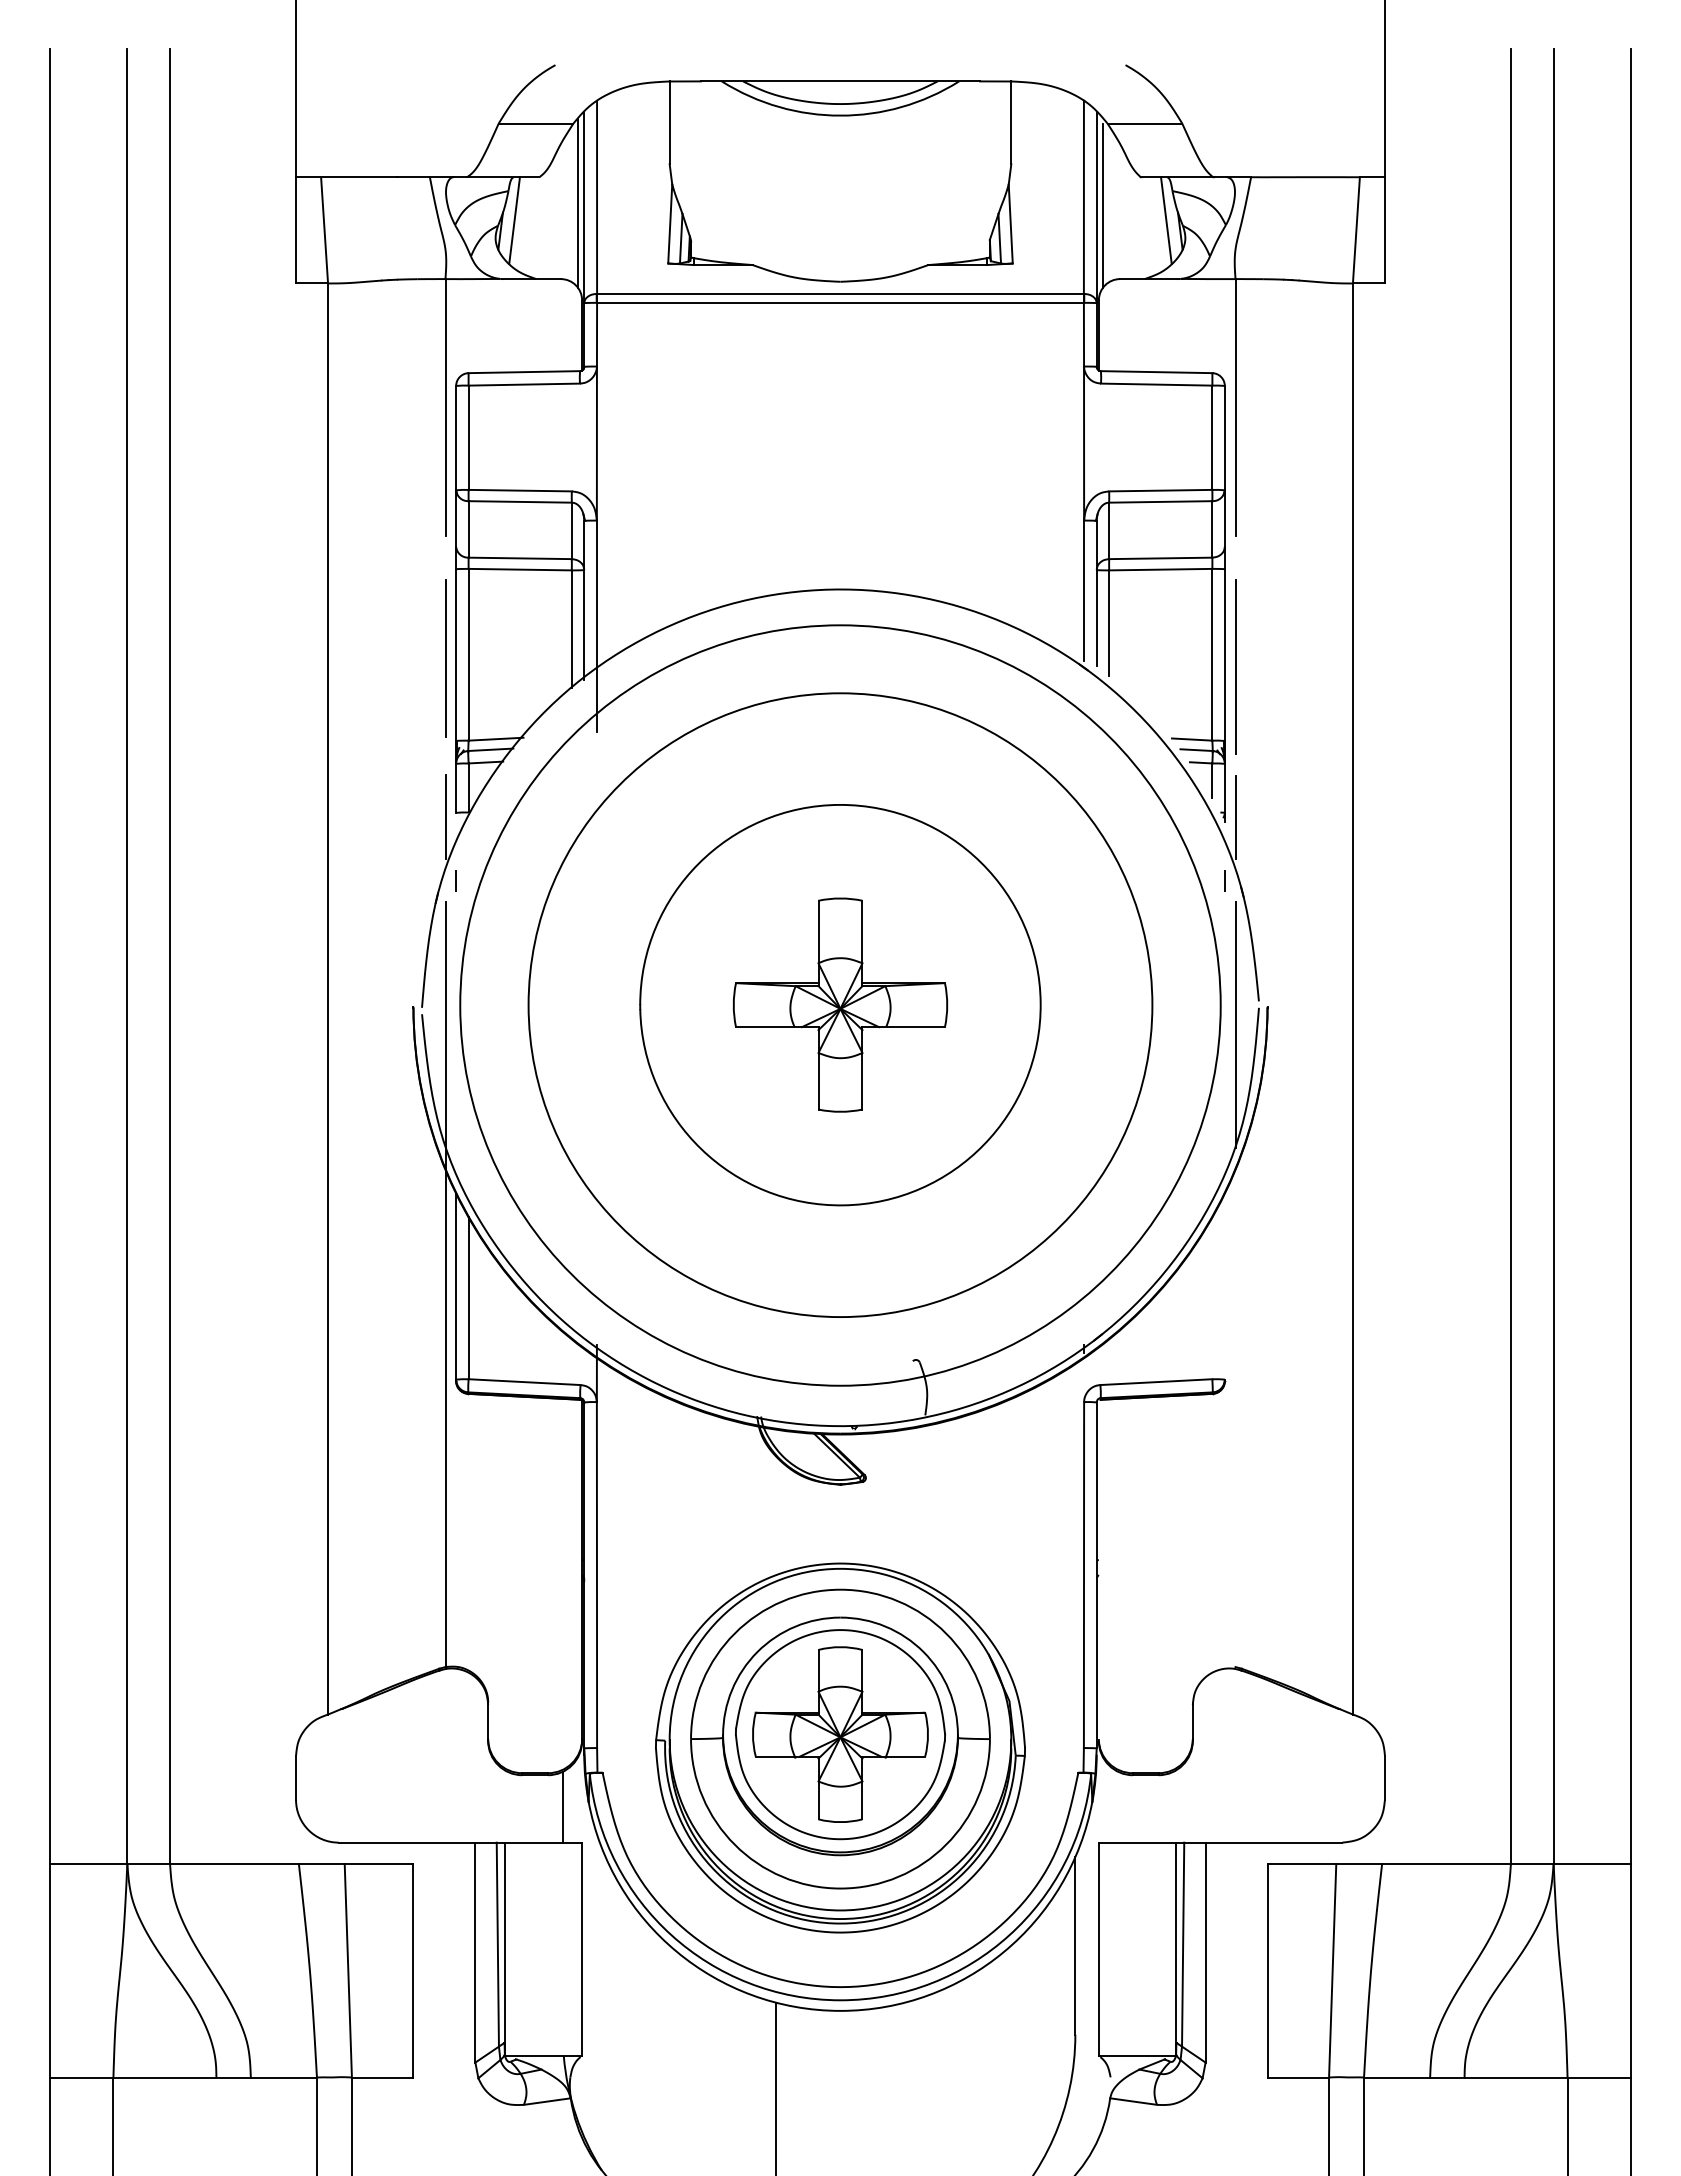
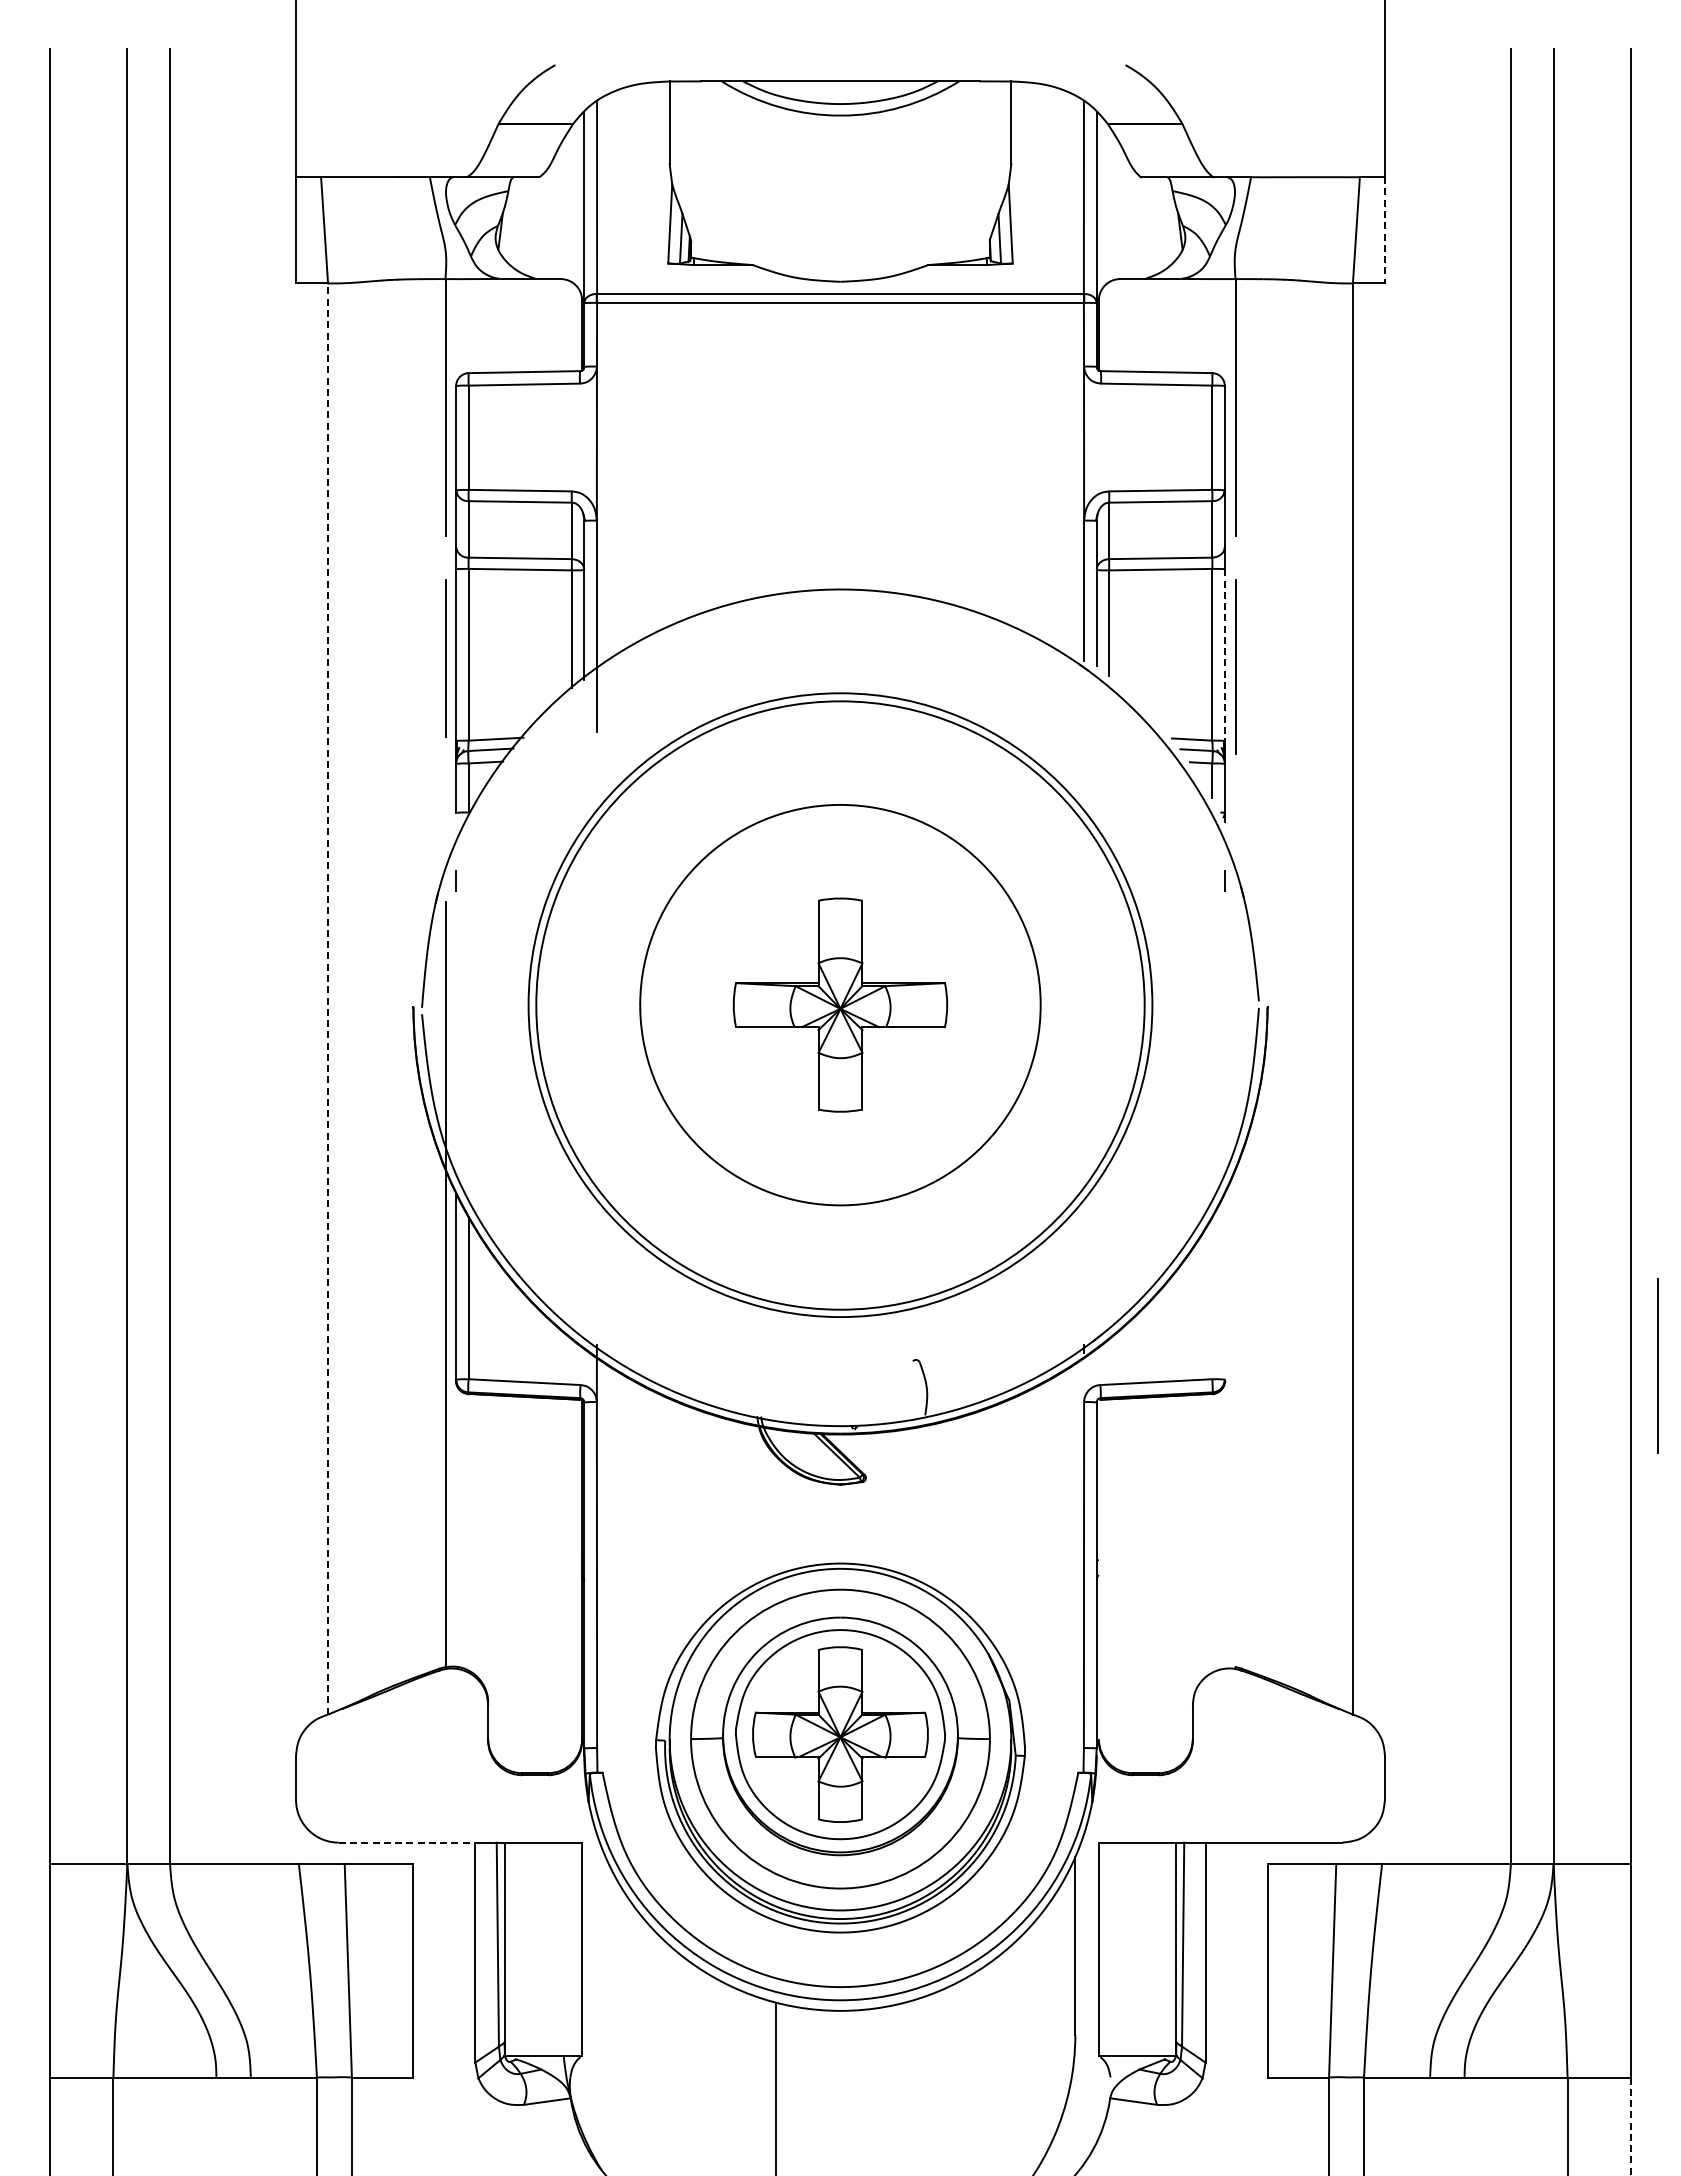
line: present -> none (578, 202)
line: present -> none (1102, 205)
line: present -> none (514, 220)
line: present -> none (1166, 220)
line: solid -> dashed (1384, 230)
line: solid -> dashed (1224, 655)
line: present -> none (445, 816)
line: present -> none (1235, 817)
line: solid -> dashed (328, 999)
circle diameter: 760 px -> 608 px (840, 1005)
line: present -> none (1235, 1025)
line: none -> present (1657, 1365)
line: present -> none (562, 1806)
line: solid -> dashed (407, 1842)
line: solid -> dashed (1630, 2126)
